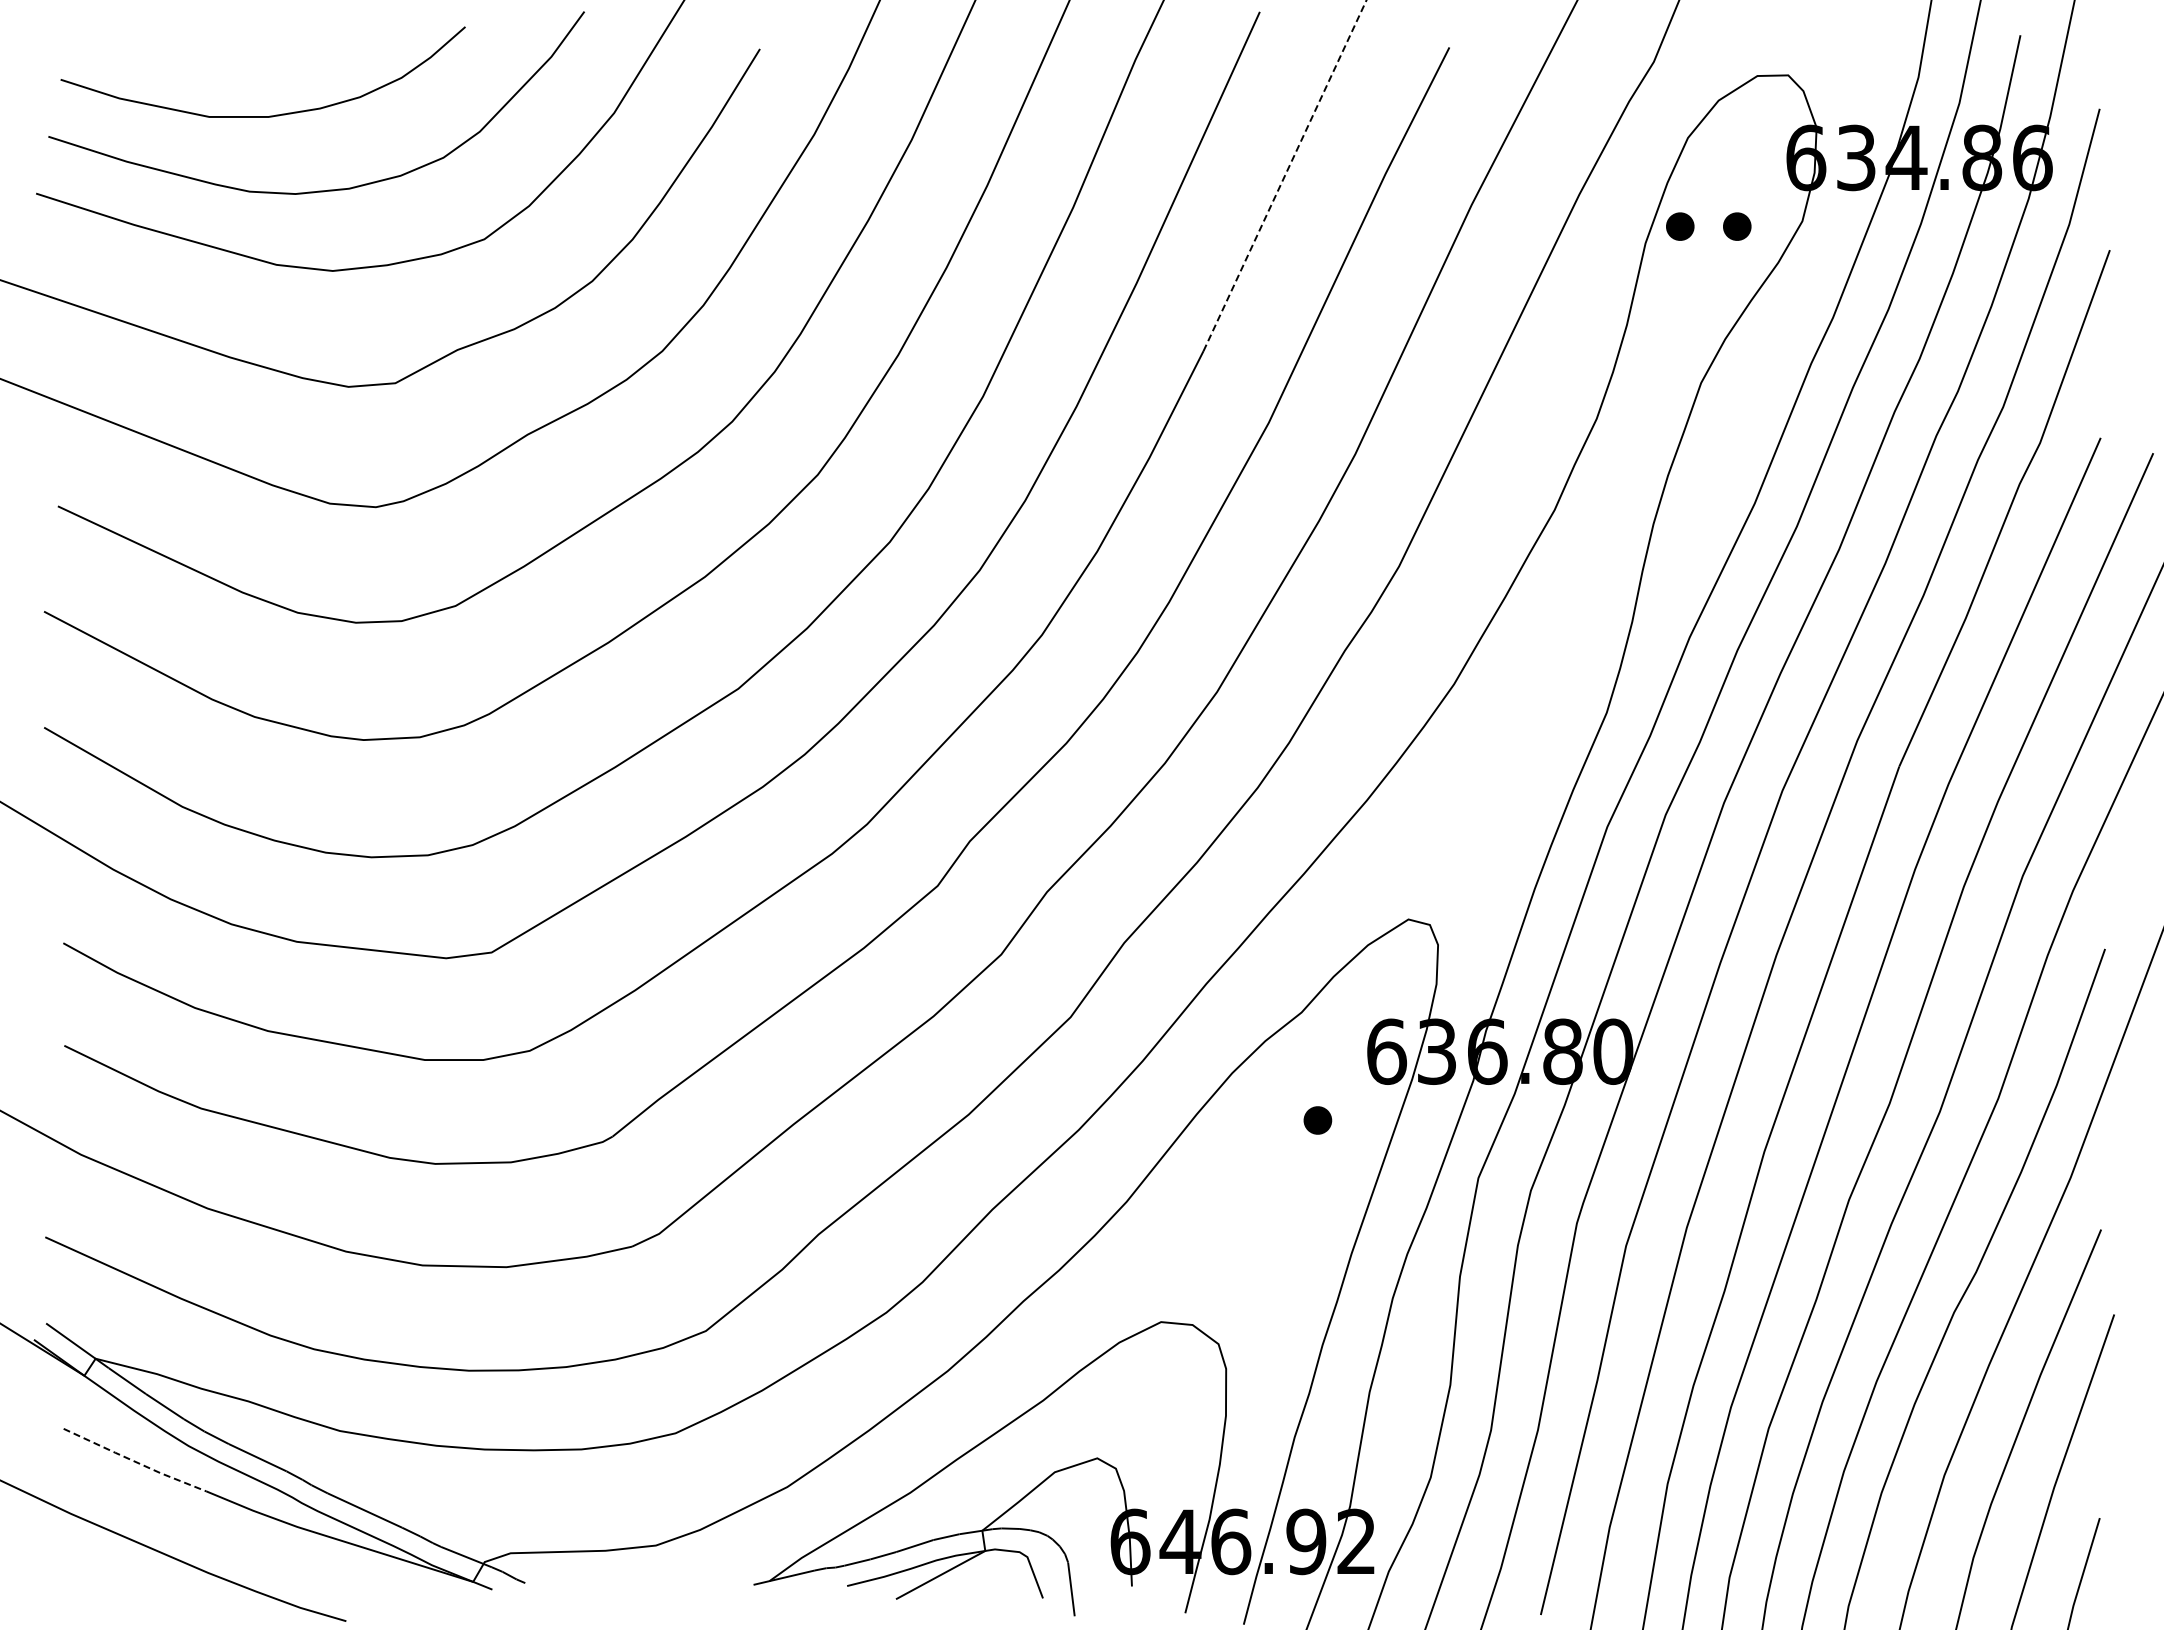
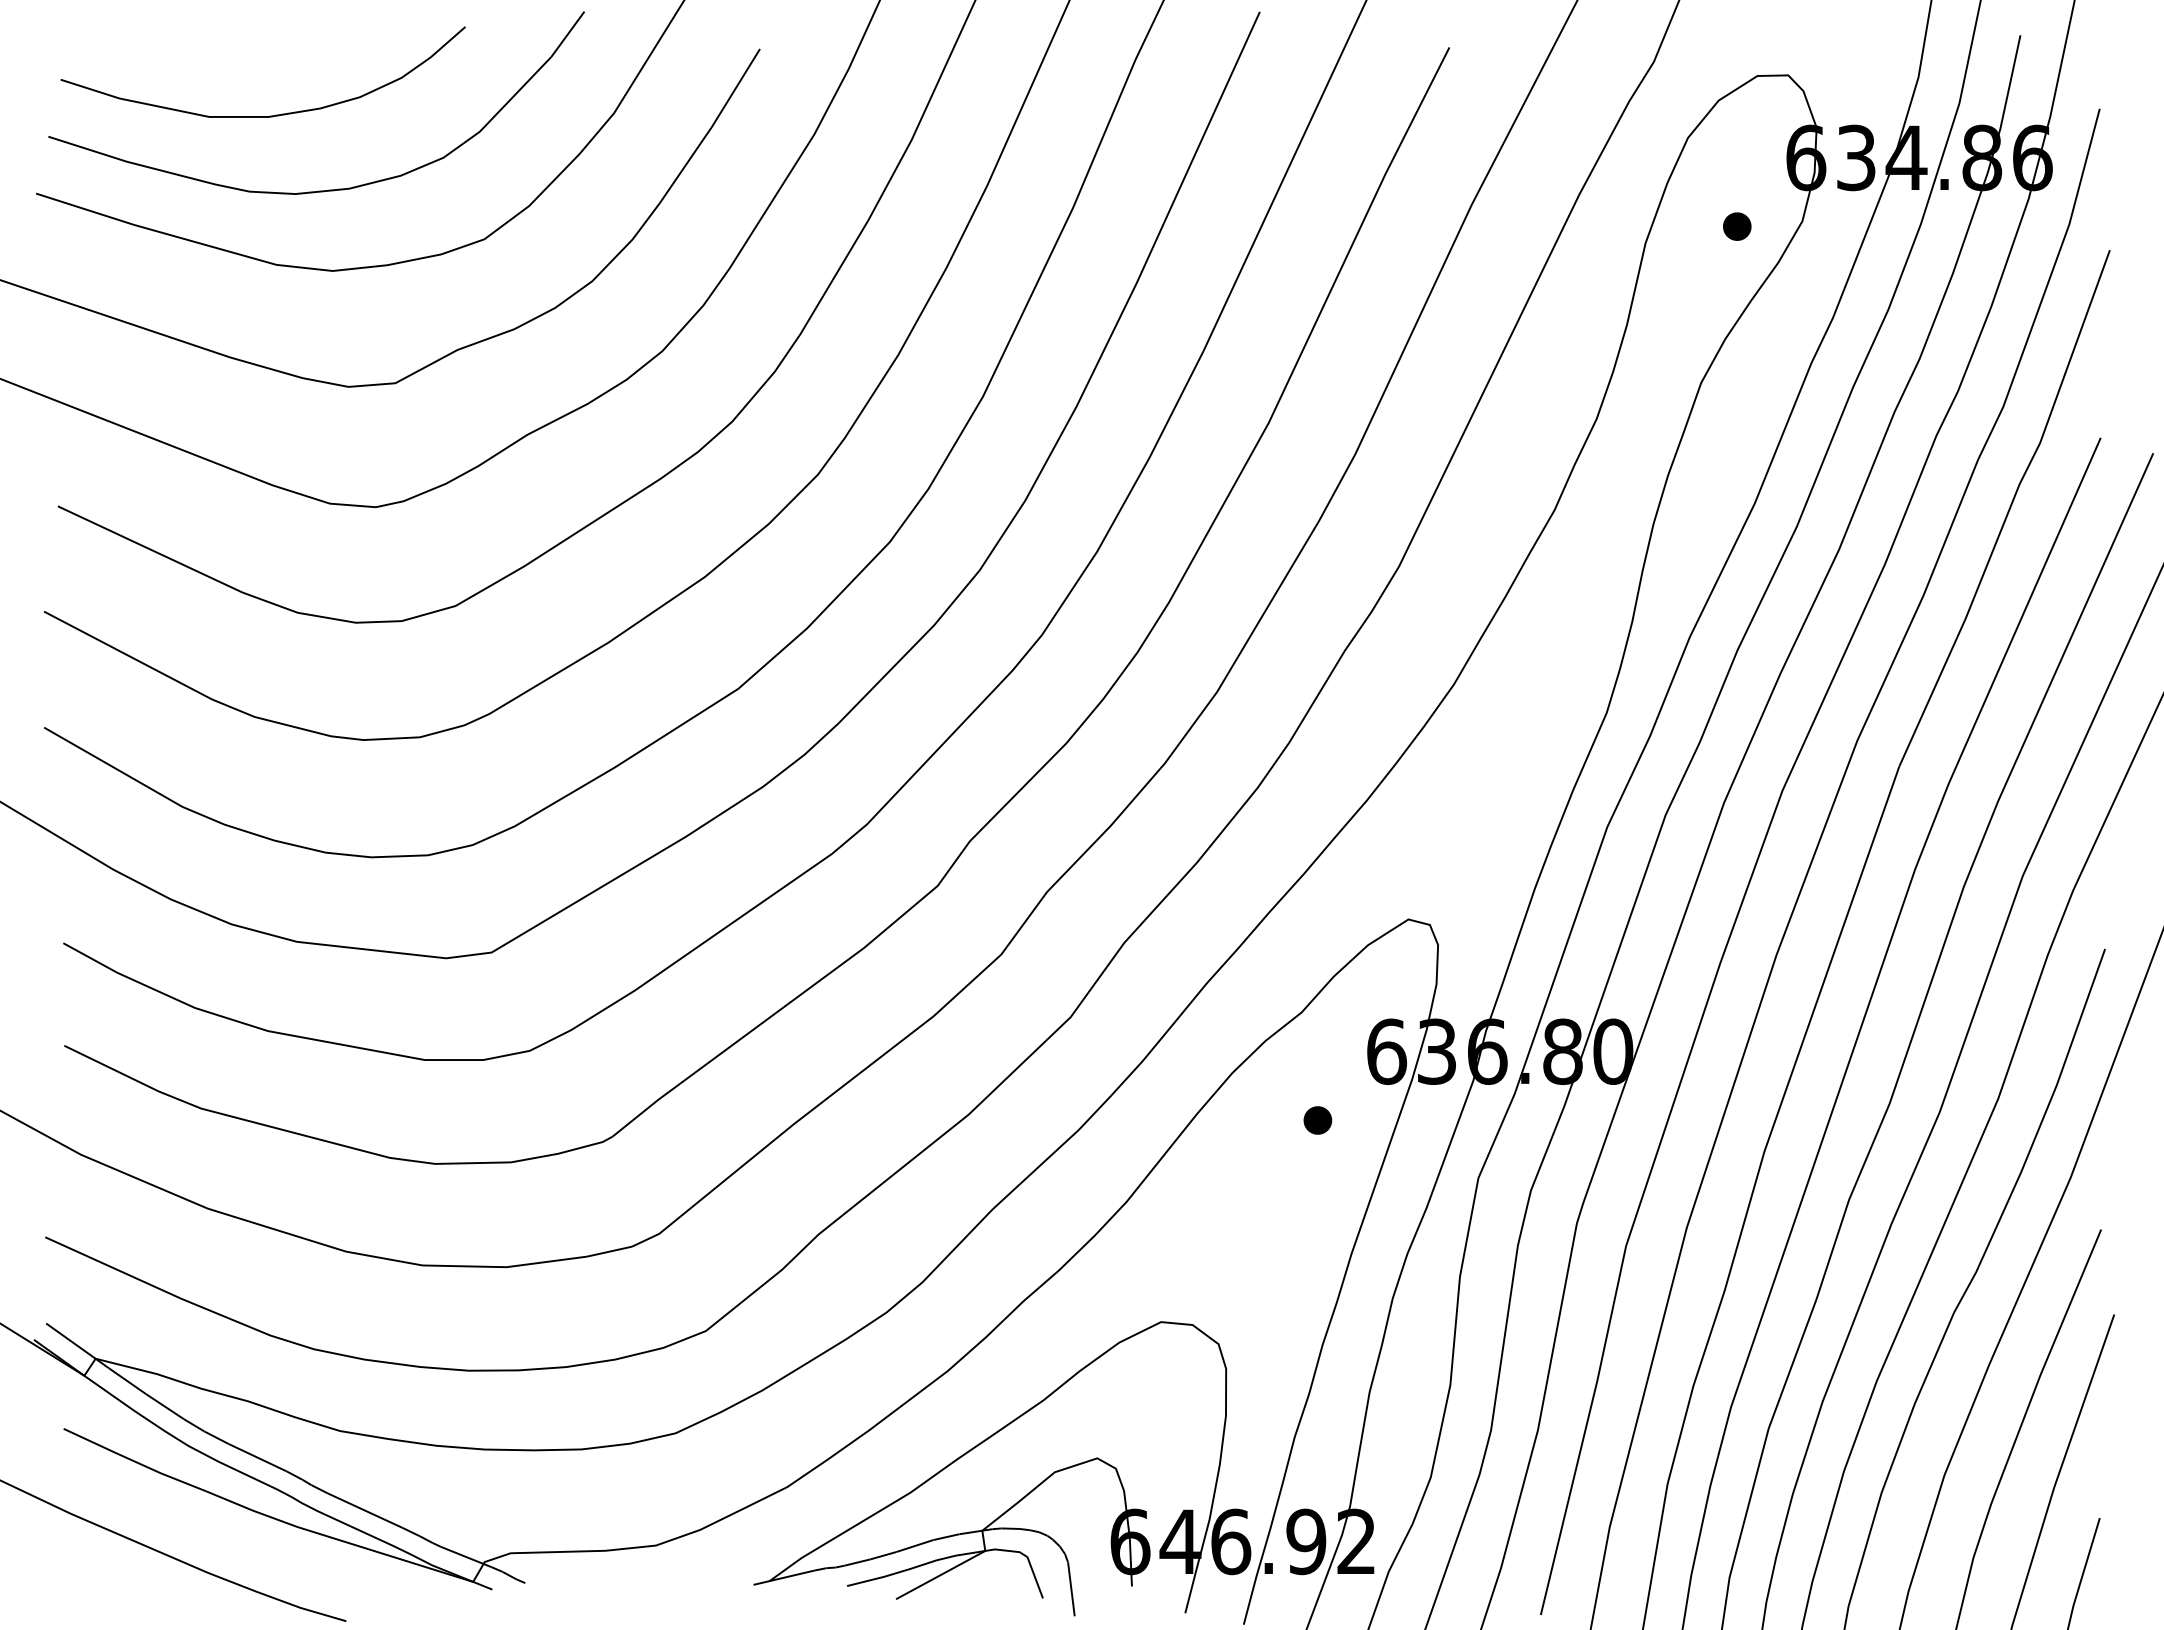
line: dashed -> solid (1285, 175)
part: present -> none (1680, 226)
line: dashed -> solid (134, 1461)
